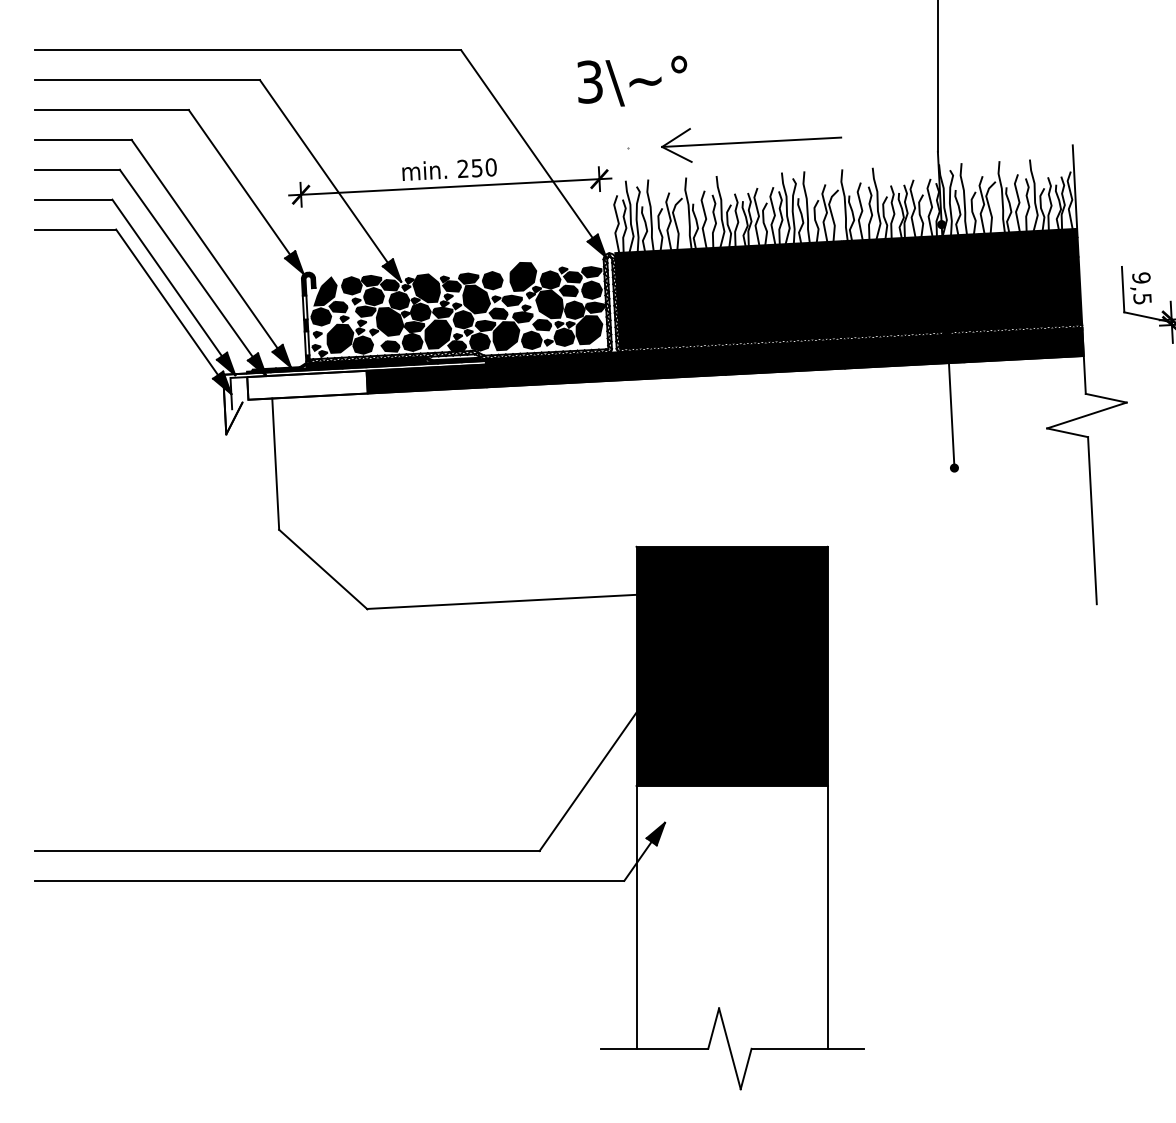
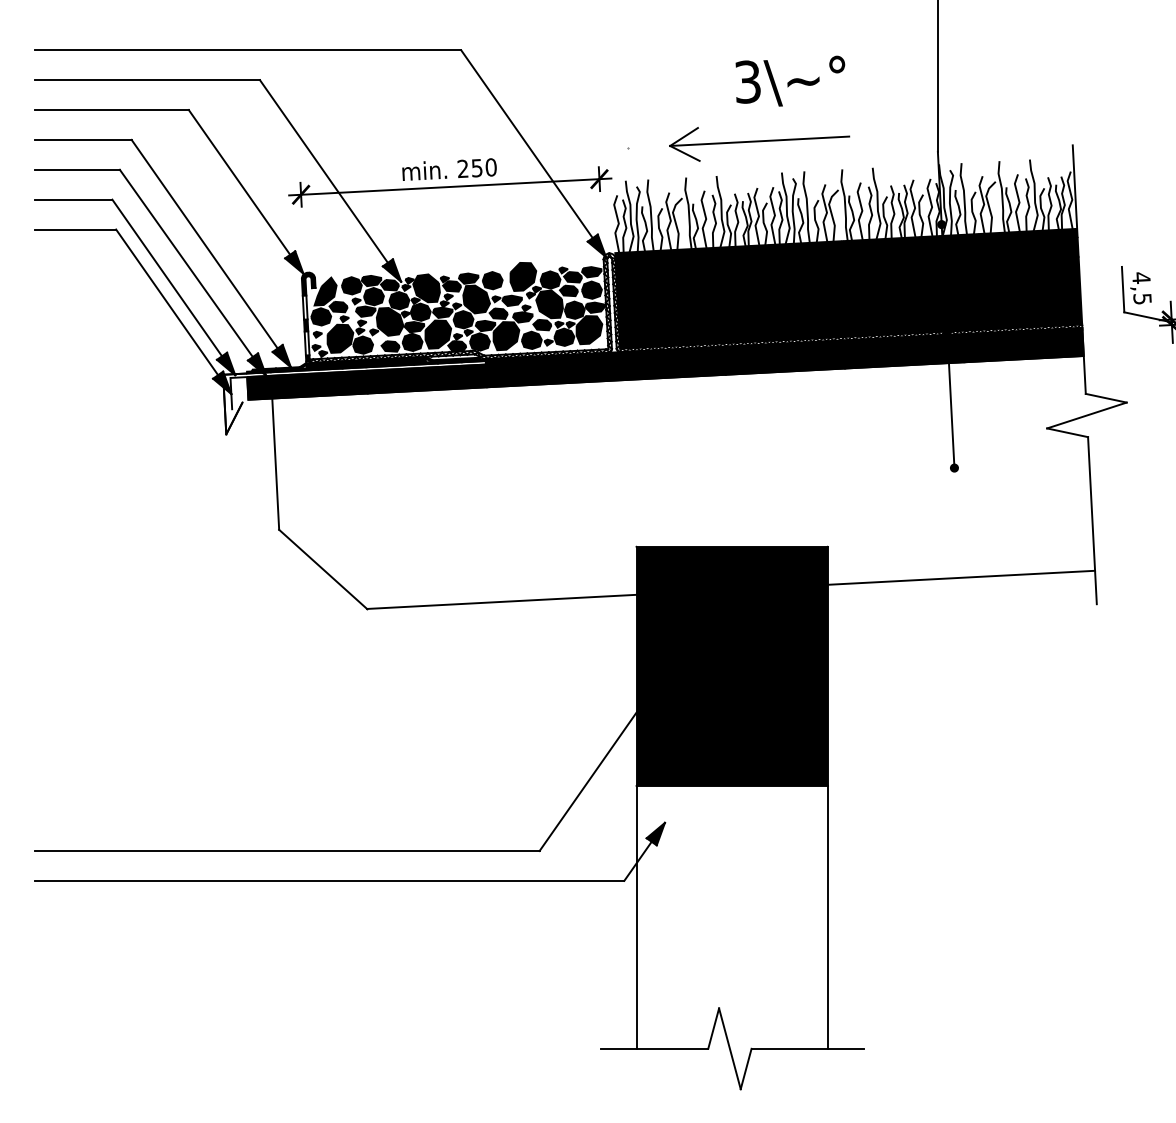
text position: (632, 80) -> (790, 80) (790, 80)
part position: (751, 145) -> (759, 144) (759, 144)
text: 9,5 -> 4,5 (1141, 278)
fill: none -> present (307, 384)
line: none -> present (961, 577)
